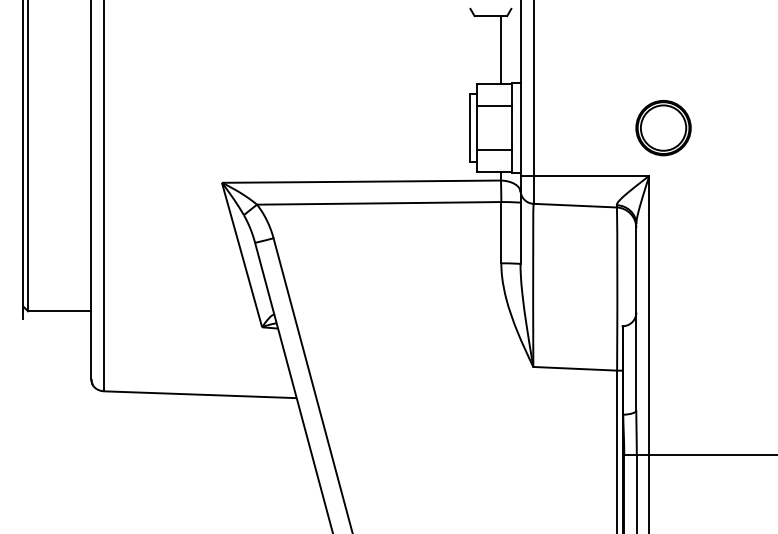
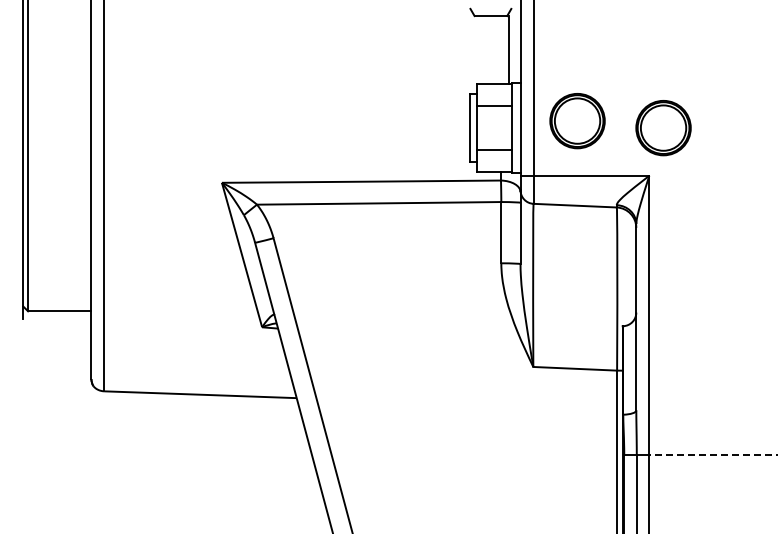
line position: (500, 50) -> (508, 50) (508, 50)
part: none -> present (577, 121)
line: solid -> dashed (713, 455)
